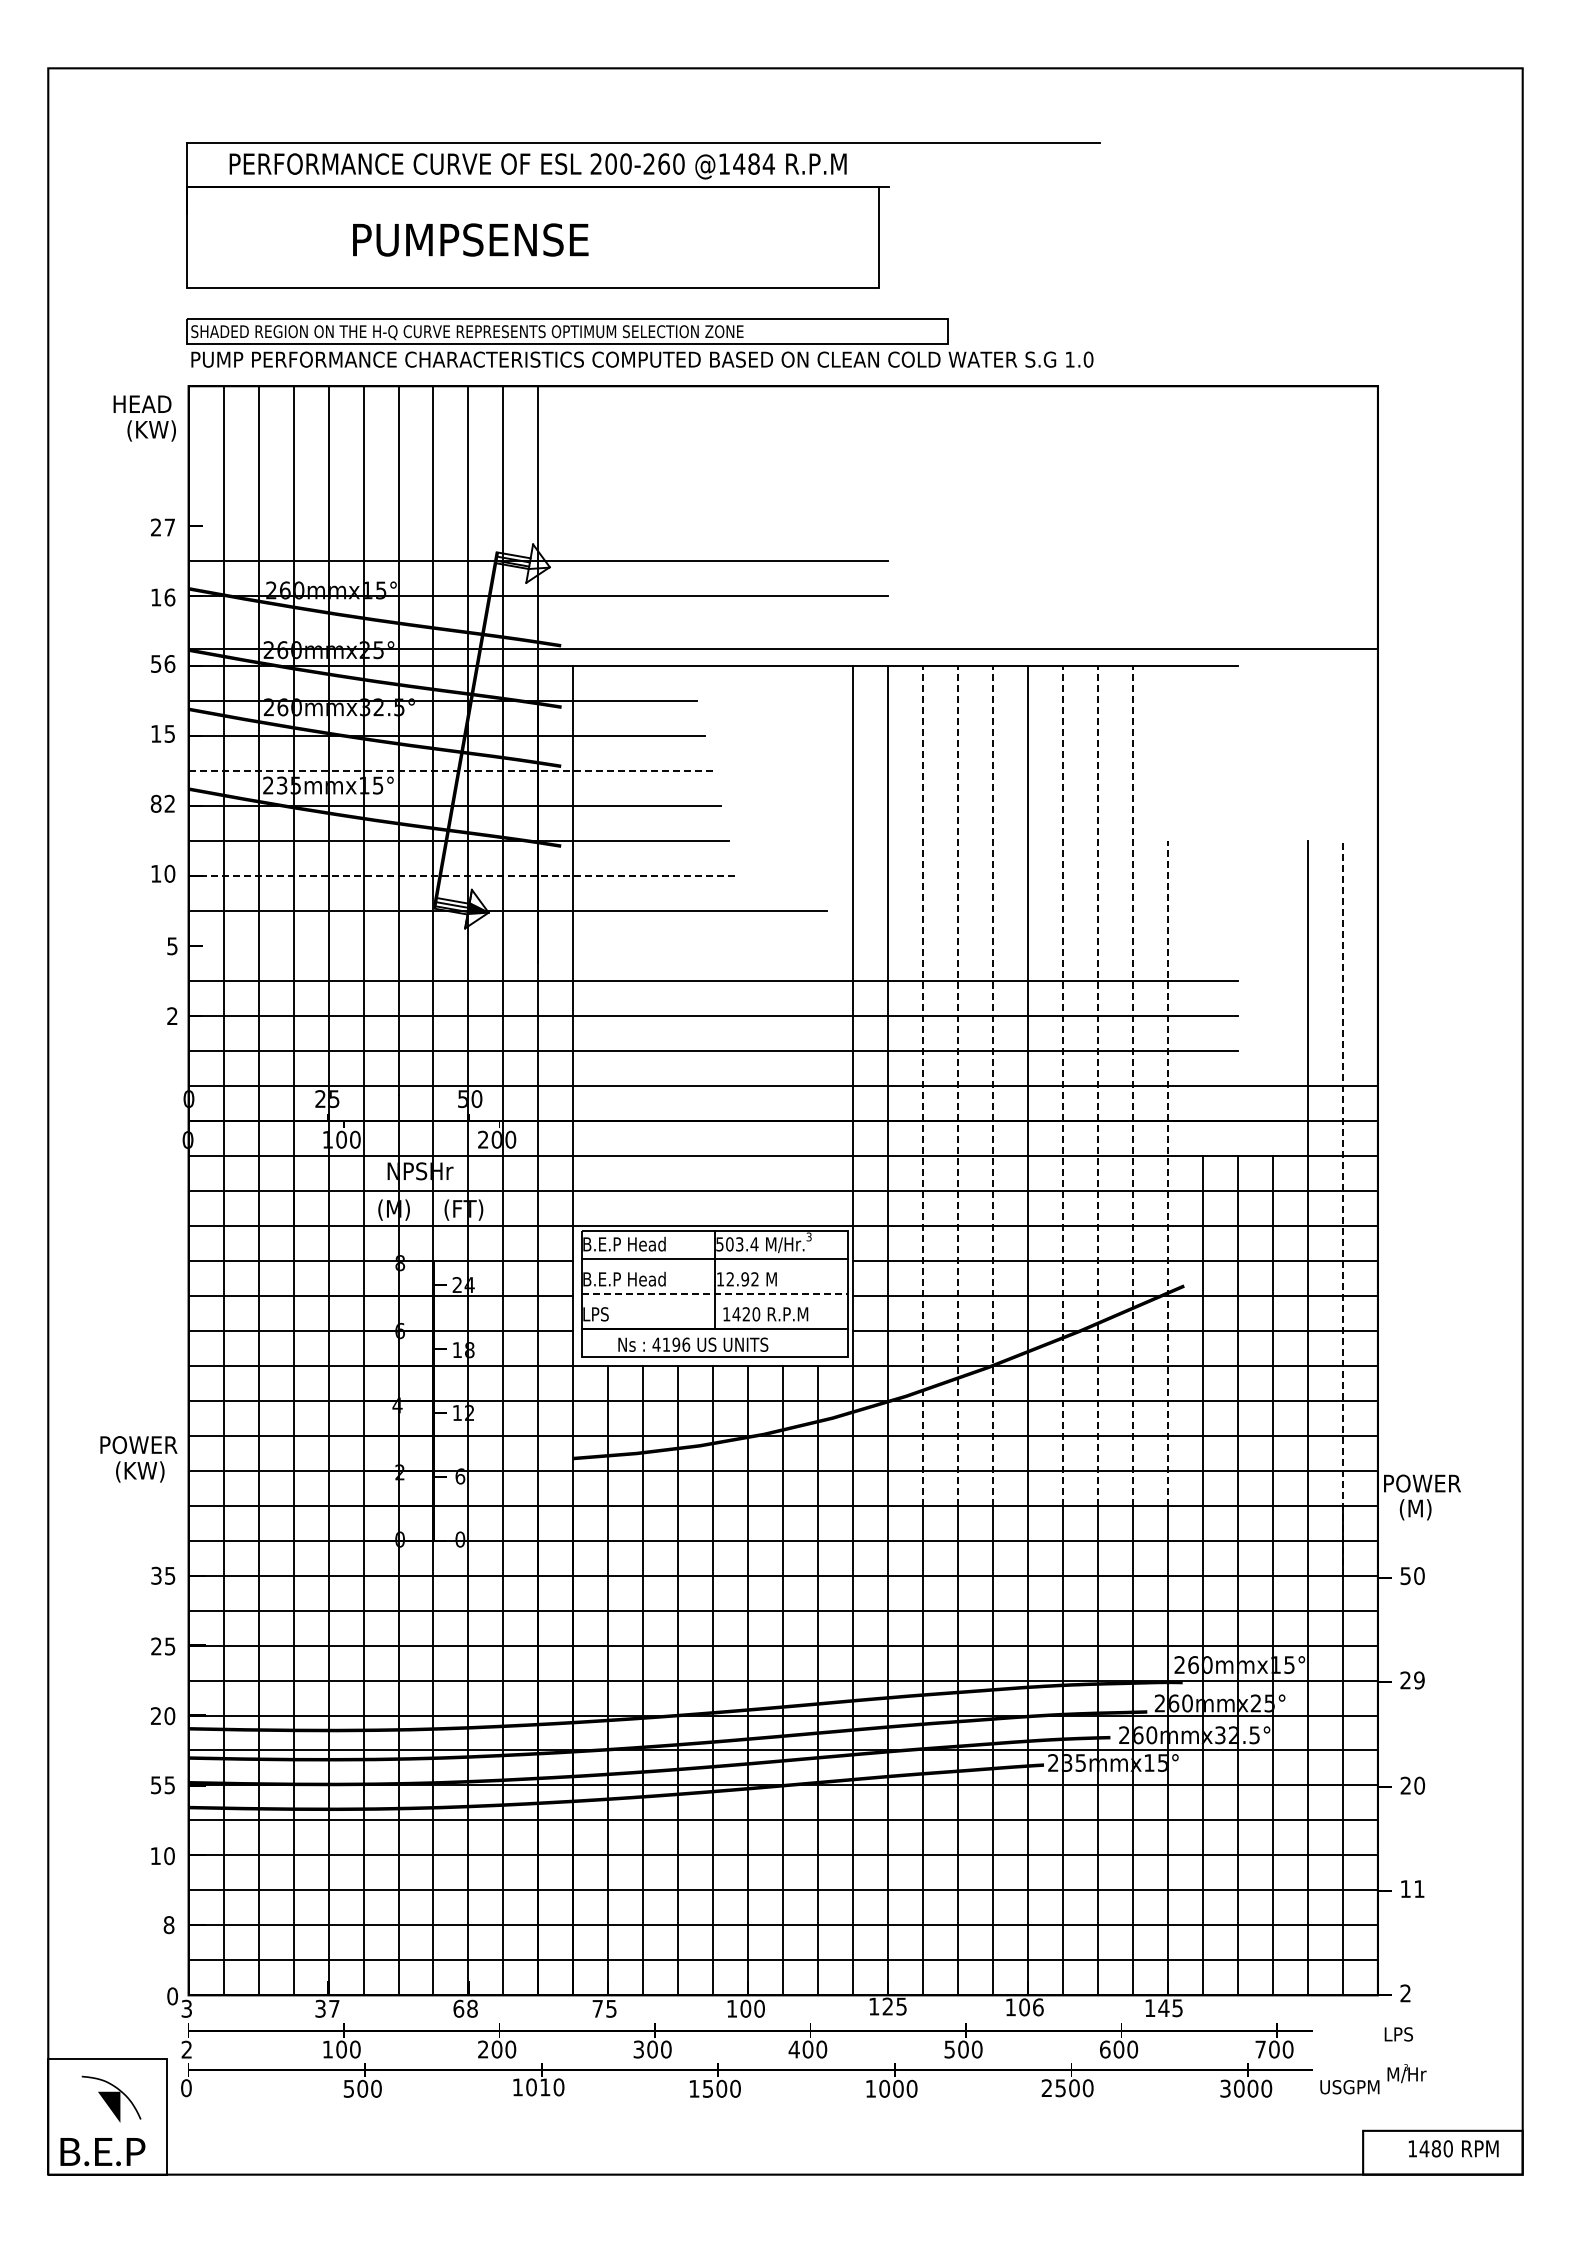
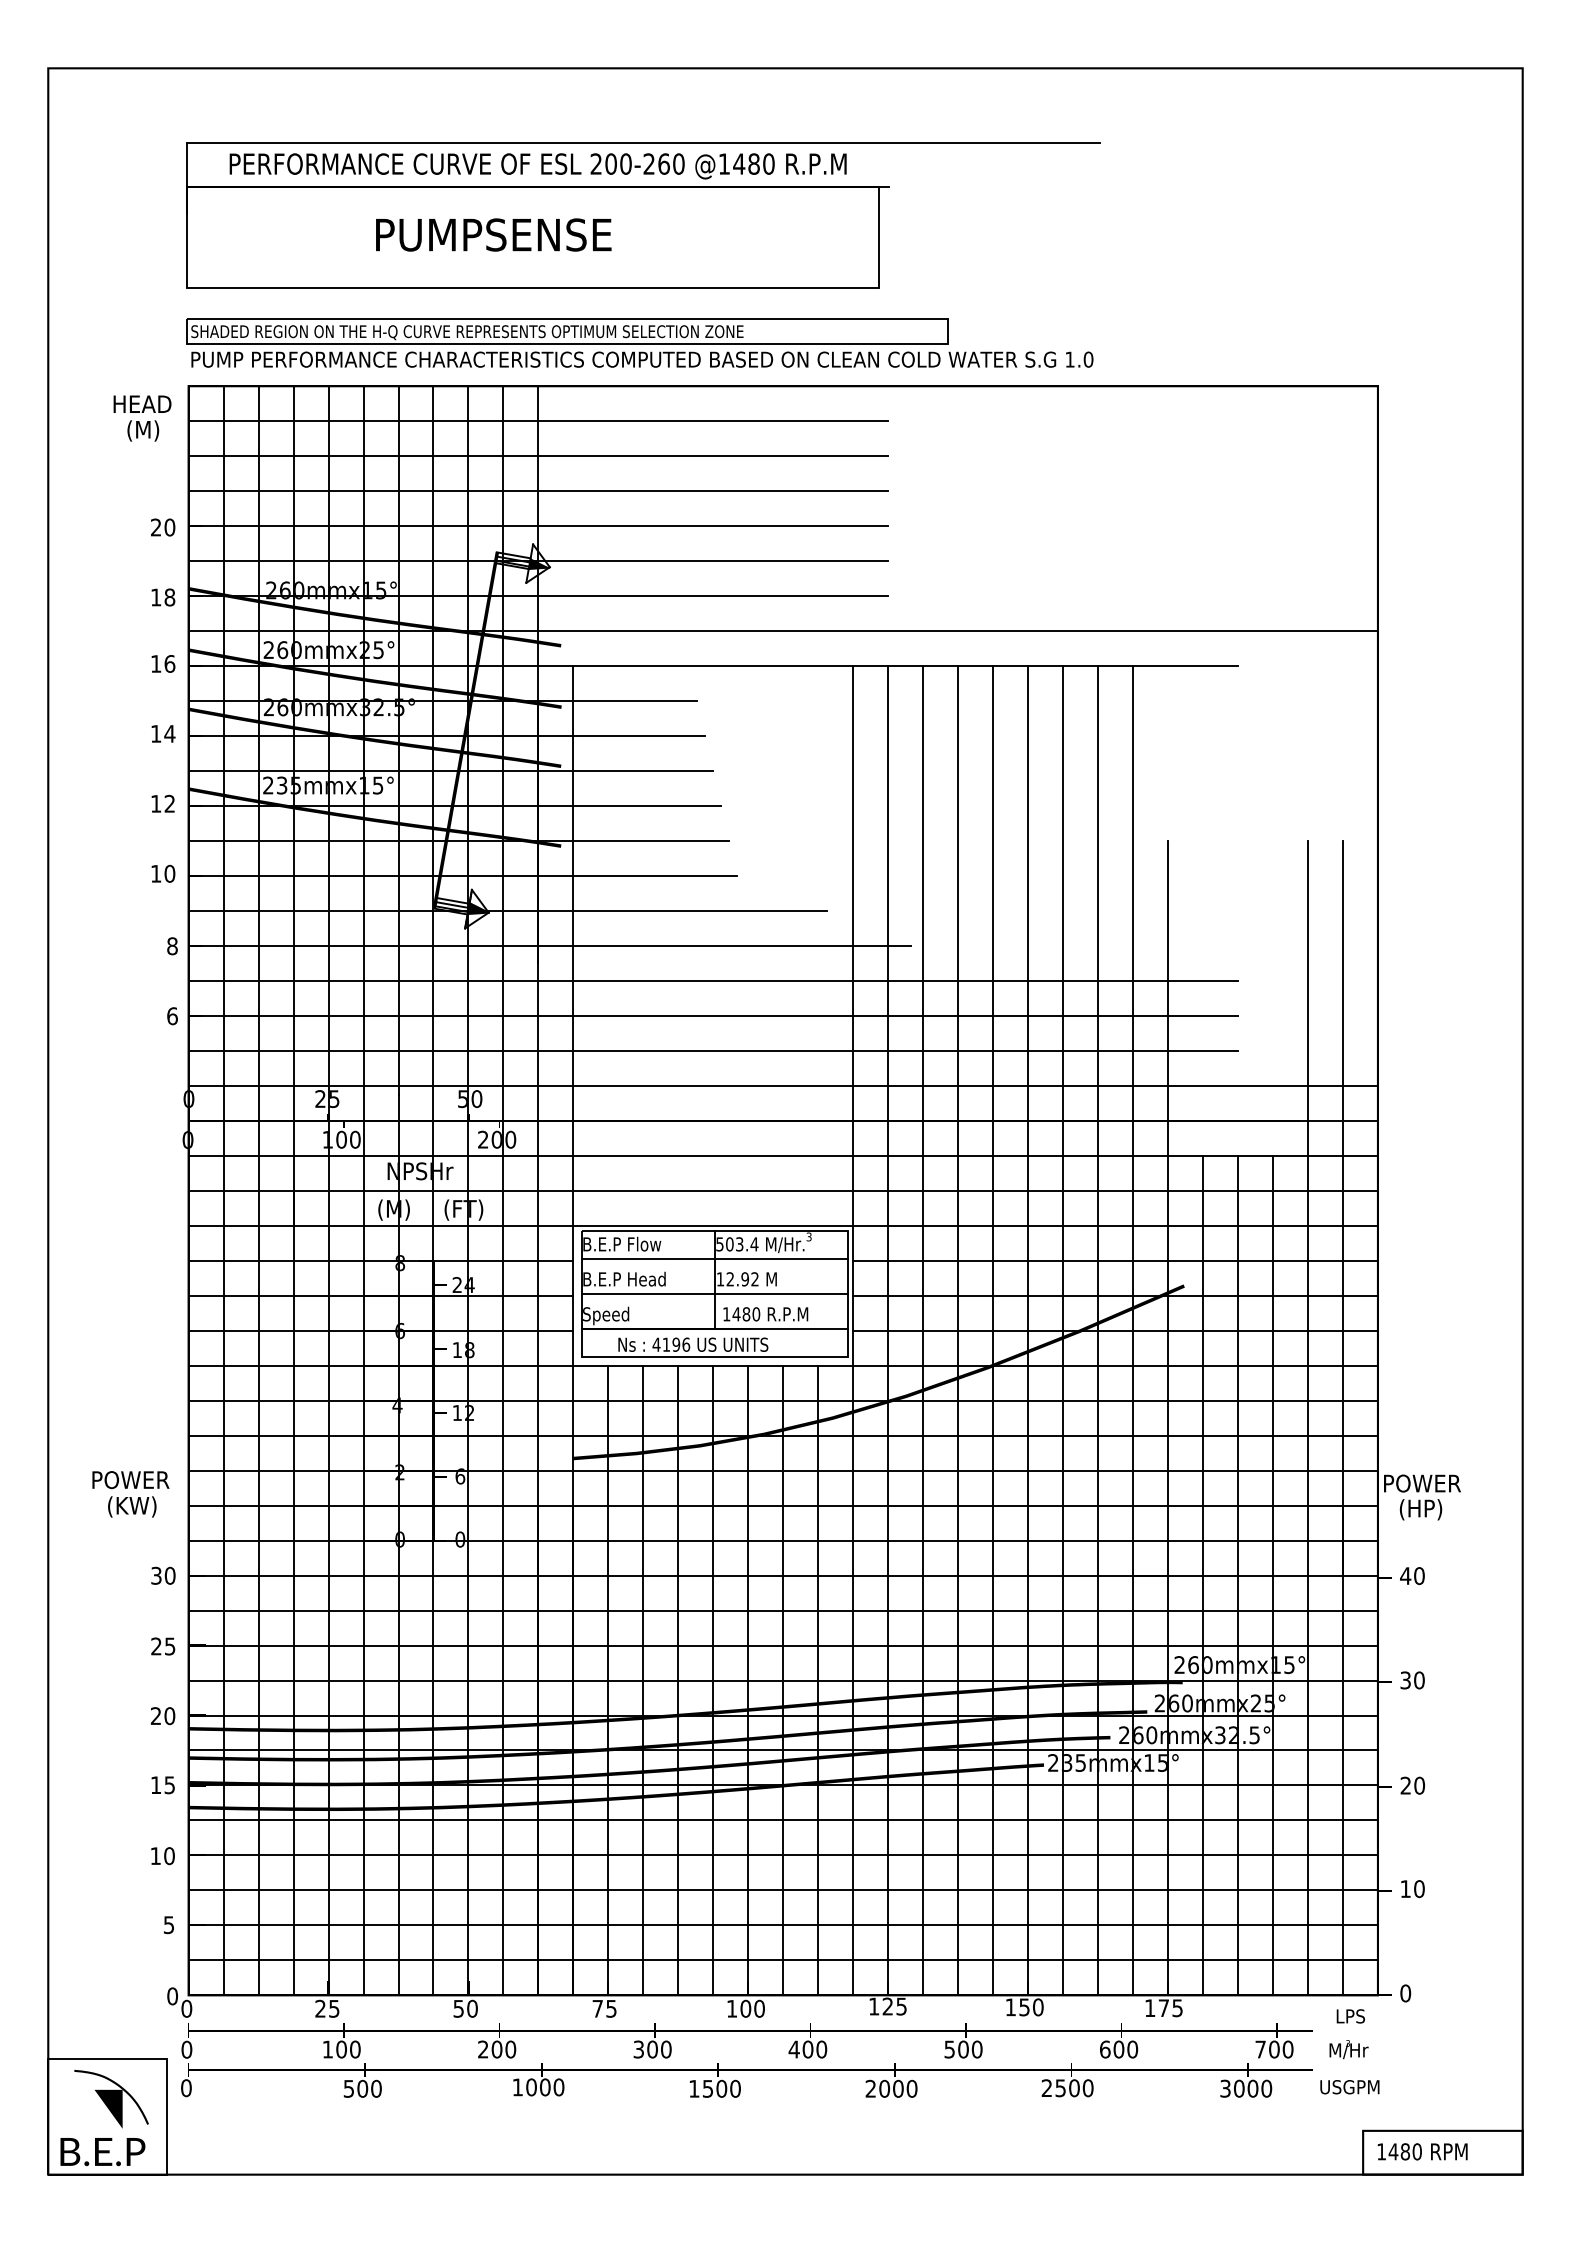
text: @1484 -> @1480 (768, 163)
text position: (470, 239) -> (493, 234) (493, 234)
line: none -> present (538, 421)
text: (KW) -> (M) (156, 430)
line: none -> present (538, 456)
line: none -> present (538, 491)
line: none -> present (538, 526)
text: 27 -> 20 (169, 527)
fill: none -> present (538, 563)
text: 16 -> 18 (169, 597)
line position: (782, 649) -> (782, 631) (782, 631)
text: 56 -> 16 (156, 663)
text: 15 -> 14 (169, 733)
line: dashed -> solid (451, 771)
text: 82 -> 12 (155, 803)
line: dashed -> solid (463, 875)
line: none -> present (549, 945)
text: 5 -> 8 (172, 946)
text: 2 -> 6 (172, 1016)
line: dashed -> solid (923, 1085)
line: dashed -> solid (958, 1085)
line: dashed -> solid (993, 1085)
line: dashed -> solid (1063, 1085)
line: dashed -> solid (1098, 1085)
line: dashed -> solid (1133, 1085)
line: dashed -> solid (1168, 1172)
line: dashed -> solid (1342, 1207)
text: B.E.P Head -> B.E.P Flow (647, 1243)
line: dashed -> solid (714, 1293)
text: 1420 -> 1480 (746, 1314)
text: LPS -> Speed (606, 1315)
text position: (138, 1459) -> (130, 1494) (130, 1494)
text: (M) -> (HP) (1426, 1509)
text: 35 -> 30 (169, 1575)
text: 50 -> 40 (1405, 1576)
text: 29 -> 30 (1412, 1680)
text: 55 -> 15 (156, 1785)
text: 11 -> 10 (1419, 1889)
text: 8 -> 5 (168, 1925)
text: 2 -> 0 (1405, 1993)
text: 106 -> 150 (1031, 2007)
text: 145 -> 175 (1163, 2007)
text: 3 -> 0 (186, 2008)
text: 37 -> 25 (327, 2008)
text: 68 -> 50 (465, 2008)
text position: (1398, 2034) -> (1350, 2016) (1350, 2016)
text: 2 -> 0 (186, 2049)
text position: (1406, 2073) -> (1348, 2049) (1348, 2049)
text: 1010 -> 1000 (545, 2087)
text: 1000 -> 2000 (870, 2088)
part size: 61x48 px -> 75x59 px (111, 2099)
text position: (1453, 2148) -> (1422, 2151) (1422, 2151)
